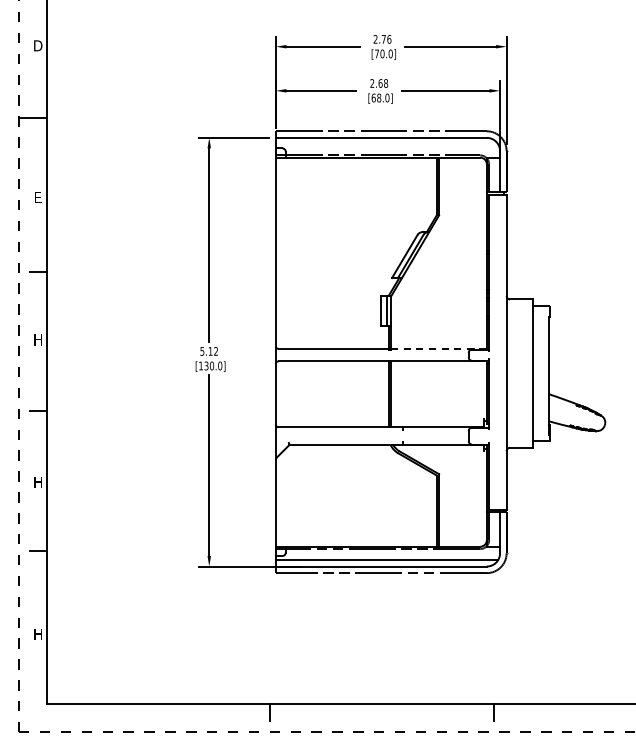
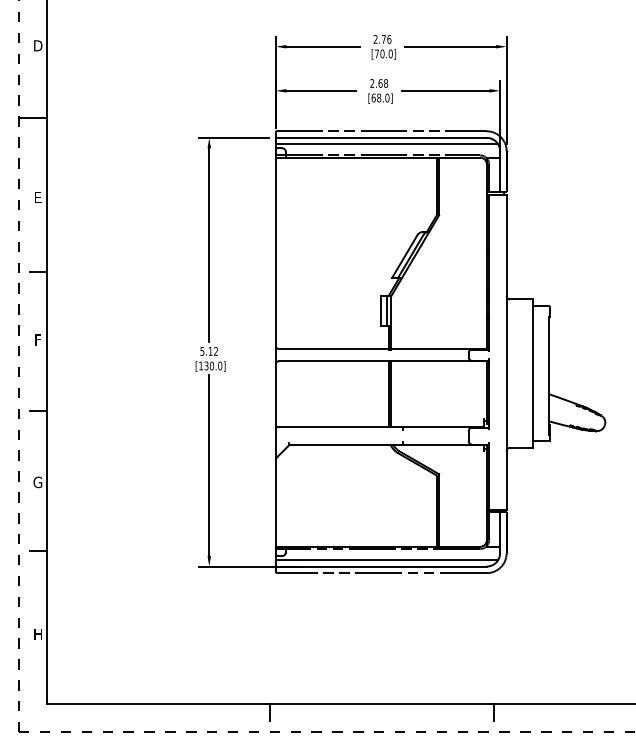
line: none -> present (386, 144)
text: H -> F (37, 339)
line: dashed -> solid (439, 348)
text: H -> G (37, 482)
